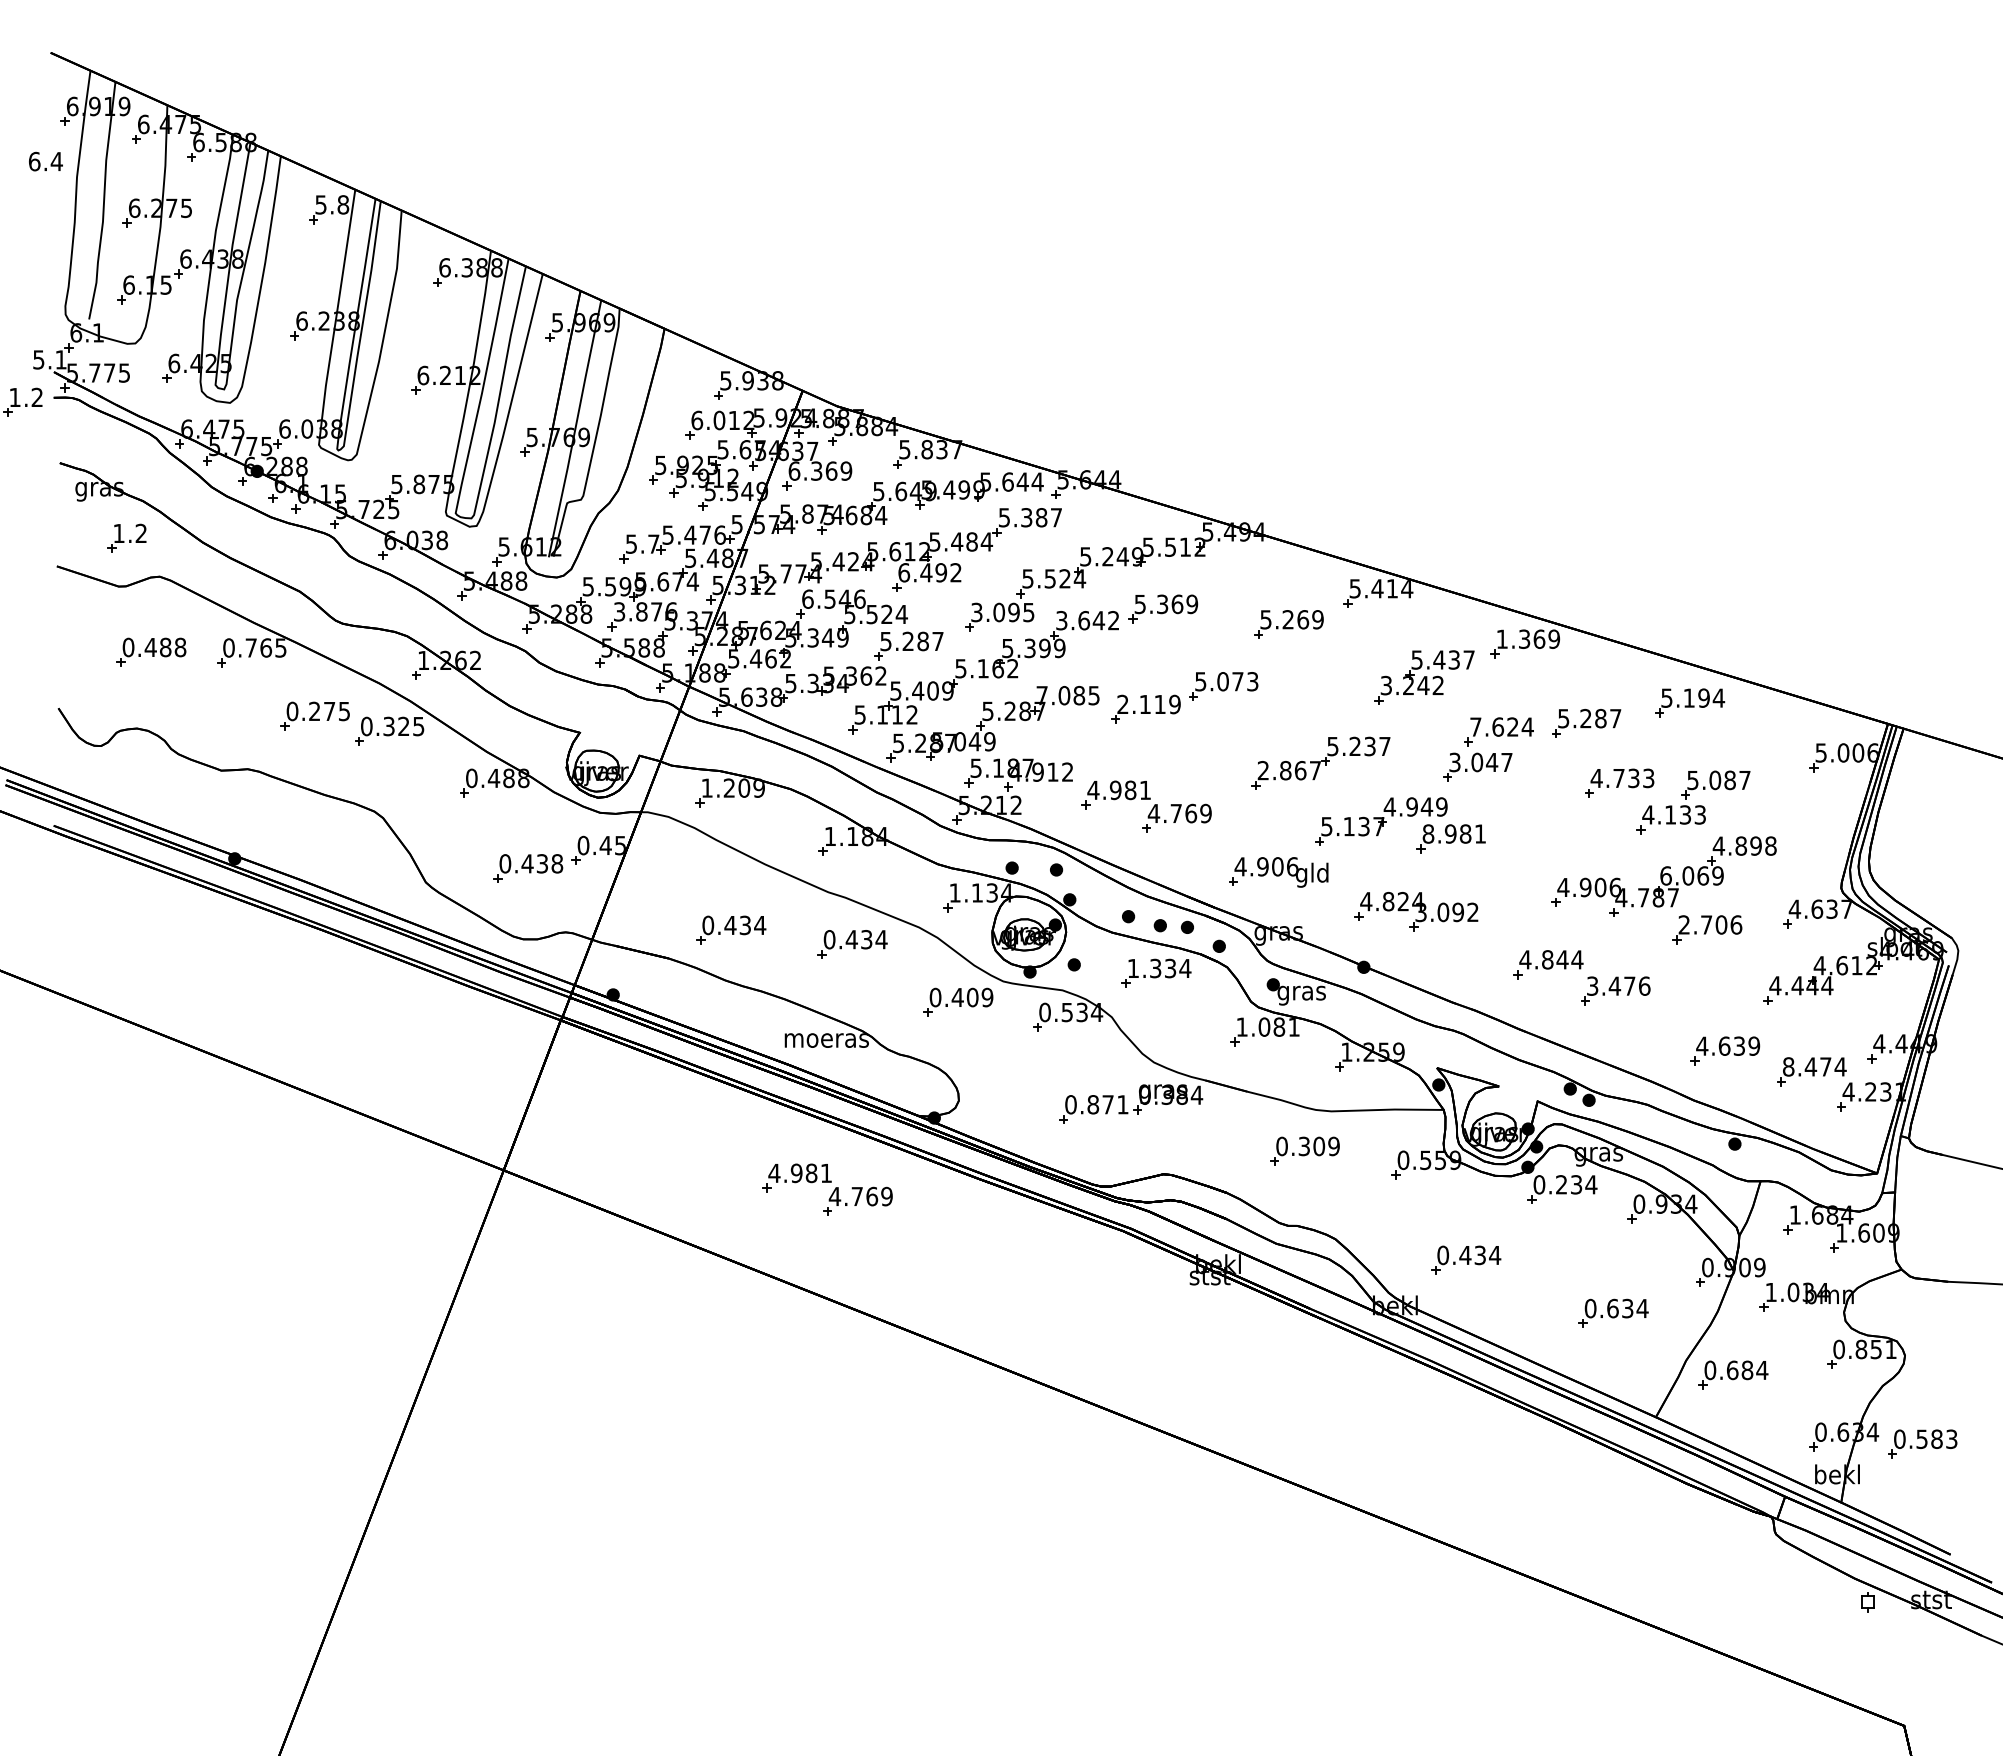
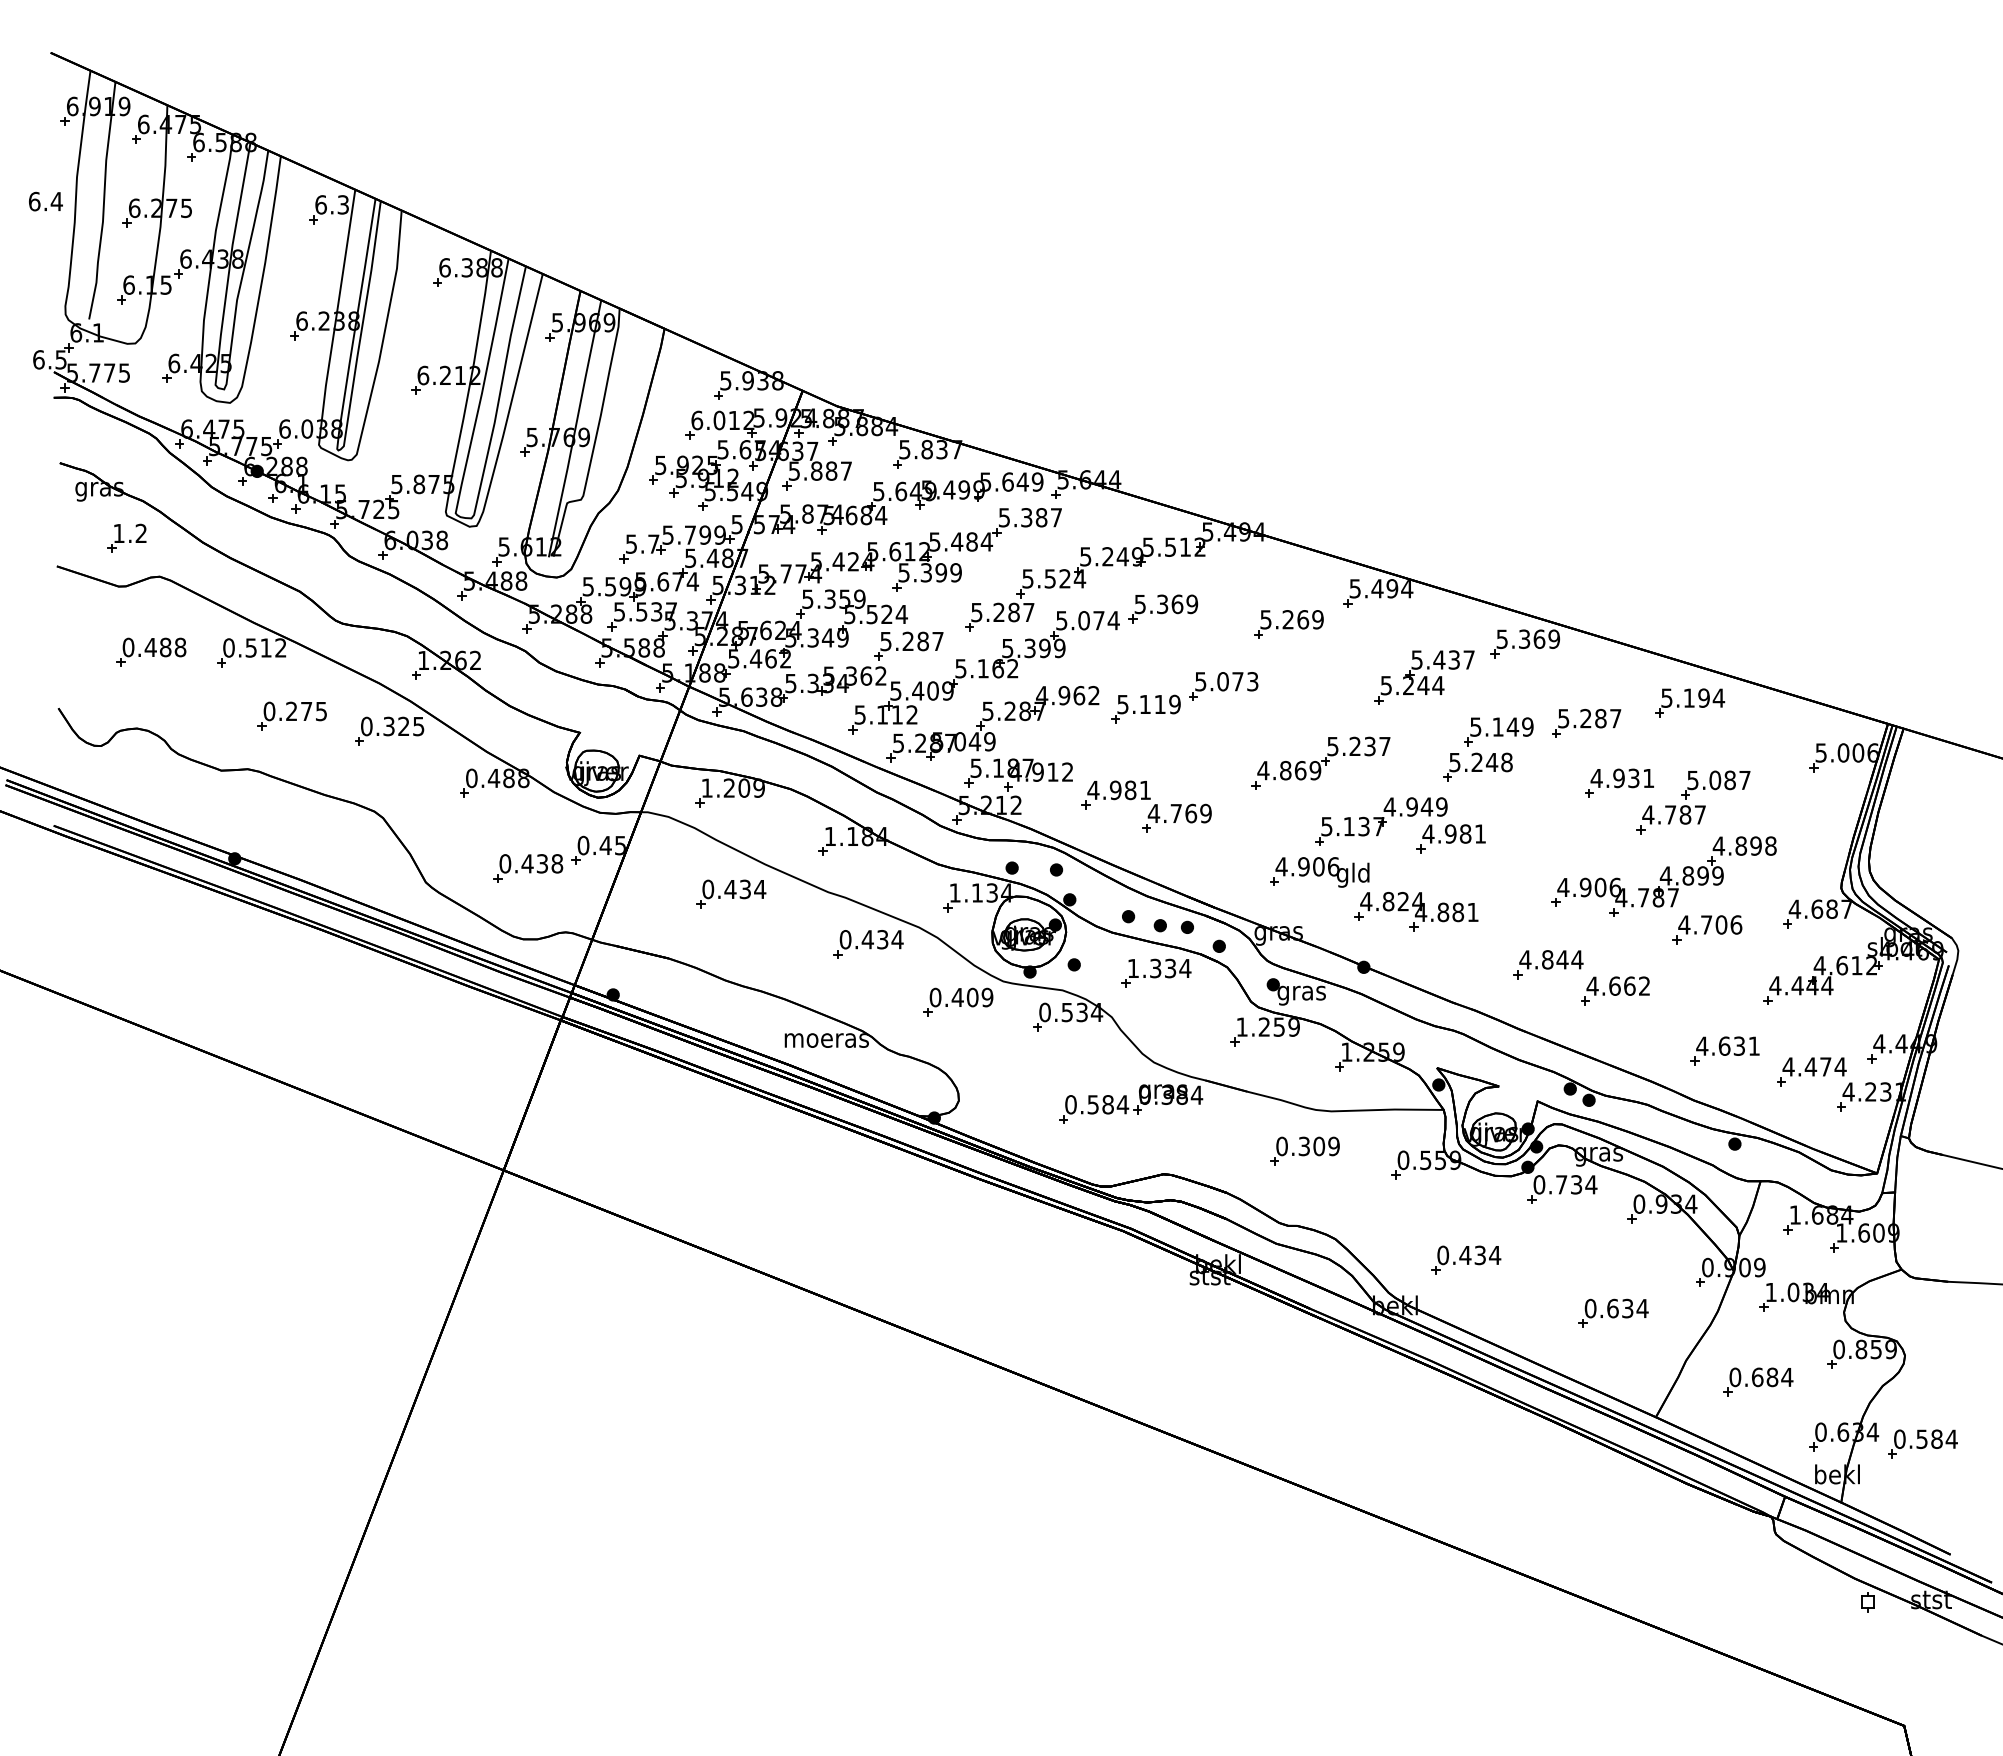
text position: (45, 161) -> (45, 201) (45, 201)
text: 5.8 -> 6.3 (332, 204)
text: 5.1 -> 6.5 (49, 359)
part: present -> none (22, 401)
text: 6.369 -> 5.887 (820, 470)
text: 5.644 -> 5.649 (1037, 481)
text: 5.476 -> 5.799 (705, 534)
text: 6.492 -> 5.399 (929, 572)
text: 5.414 -> 5.494 (1392, 588)
text: 6.546 -> 5.359 (833, 598)
text: 3.876 -> 5.537 (645, 611)
text: 3.095 -> 5.287 (1002, 612)
text: 3.642 -> 5.074 (1087, 620)
text: 1.369 -> 5.369 (1501, 638)
text: 0.765 -> 0.512 (265, 647)
text: 3.242 -> 5.244 (1412, 685)
text: 7.085 -> 4.962 (1067, 695)
text: 2.119 -> 5.119 (1122, 704)
part position: (314, 715) -> (291, 715) (291, 715)
text: 7.624 -> 5.149 (1501, 726)
text: 3.047 -> 5.248 (1481, 762)
text: 2.867 -> 4.869 (1289, 770)
text: 4.733 -> 4.931 (1633, 778)
text: 4.133 -> 4.787 (1685, 814)
text: 8.981 -> 4.981 (1428, 833)
part position: (1278, 872) -> (1319, 872) (1319, 872)
text: 6.069 -> 4.899 (1684, 875)
text: 4.637 -> 4.687 (1831, 908)
text: 3.092 -> 4.881 (1446, 912)
text: 2.706 -> 4.706 (1684, 924)
part position: (731, 929) -> (731, 893) (731, 893)
part position: (852, 944) -> (868, 944) (868, 944)
text: 3.476 -> 4.662 (1618, 985)
text: 1.081 -> 1.259 (1278, 1026)
text: 4.639 -> 4.631 (1754, 1045)
text: 8.474 -> 4.474 (1788, 1066)
text: 0.871 -> 0.584 (1108, 1104)
text: 0.234 -> 0.734 (1561, 1184)
part: present -> none (827, 1189)
text: 0.851 -> 0.859 (1890, 1349)
part position: (1733, 1374) -> (1758, 1381) (1758, 1381)
text: 0.583 -> 0.584 (1951, 1439)
